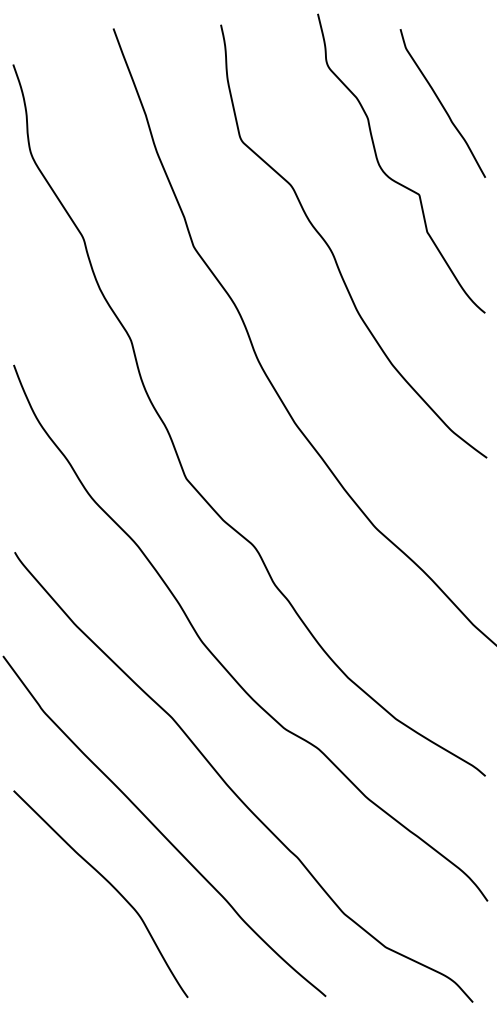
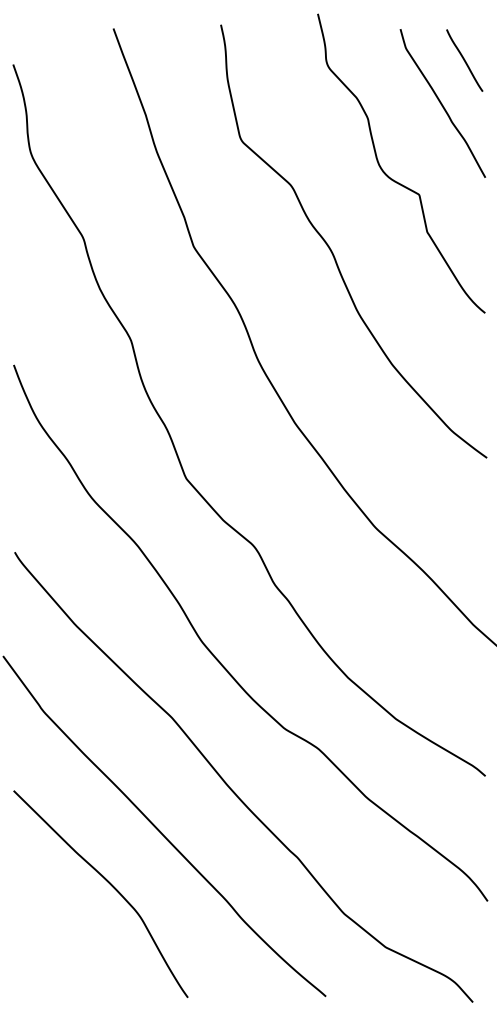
line: none -> present (464, 60)
